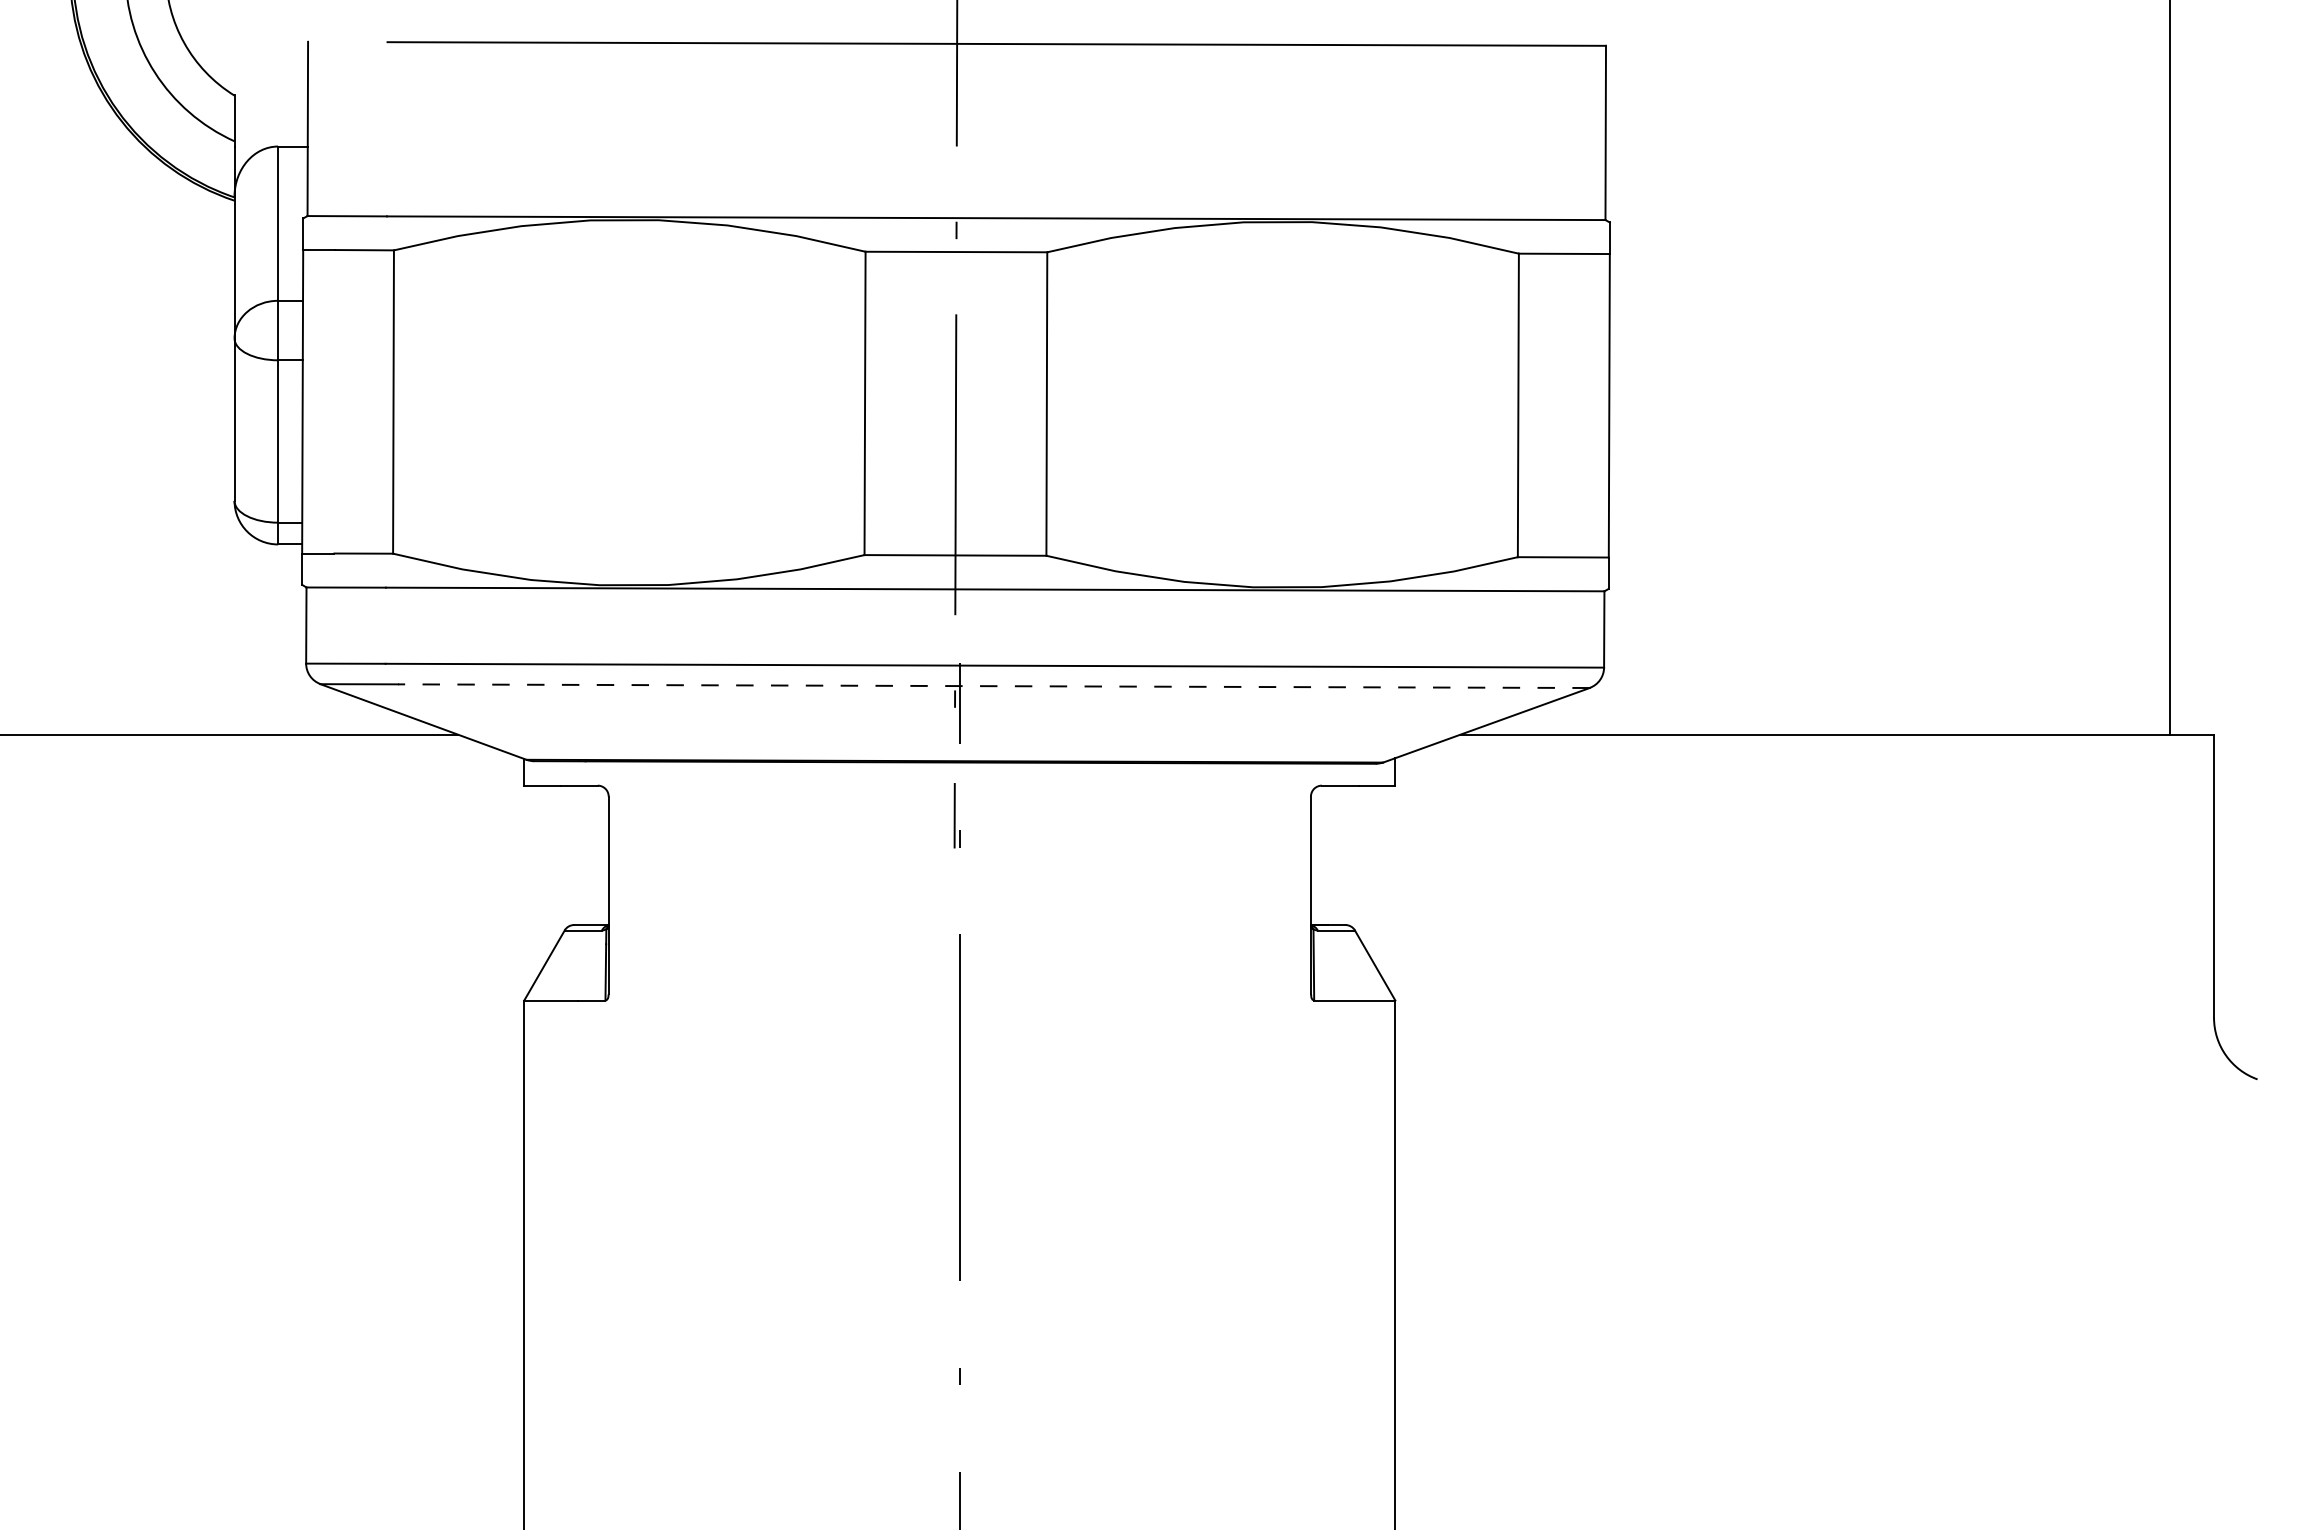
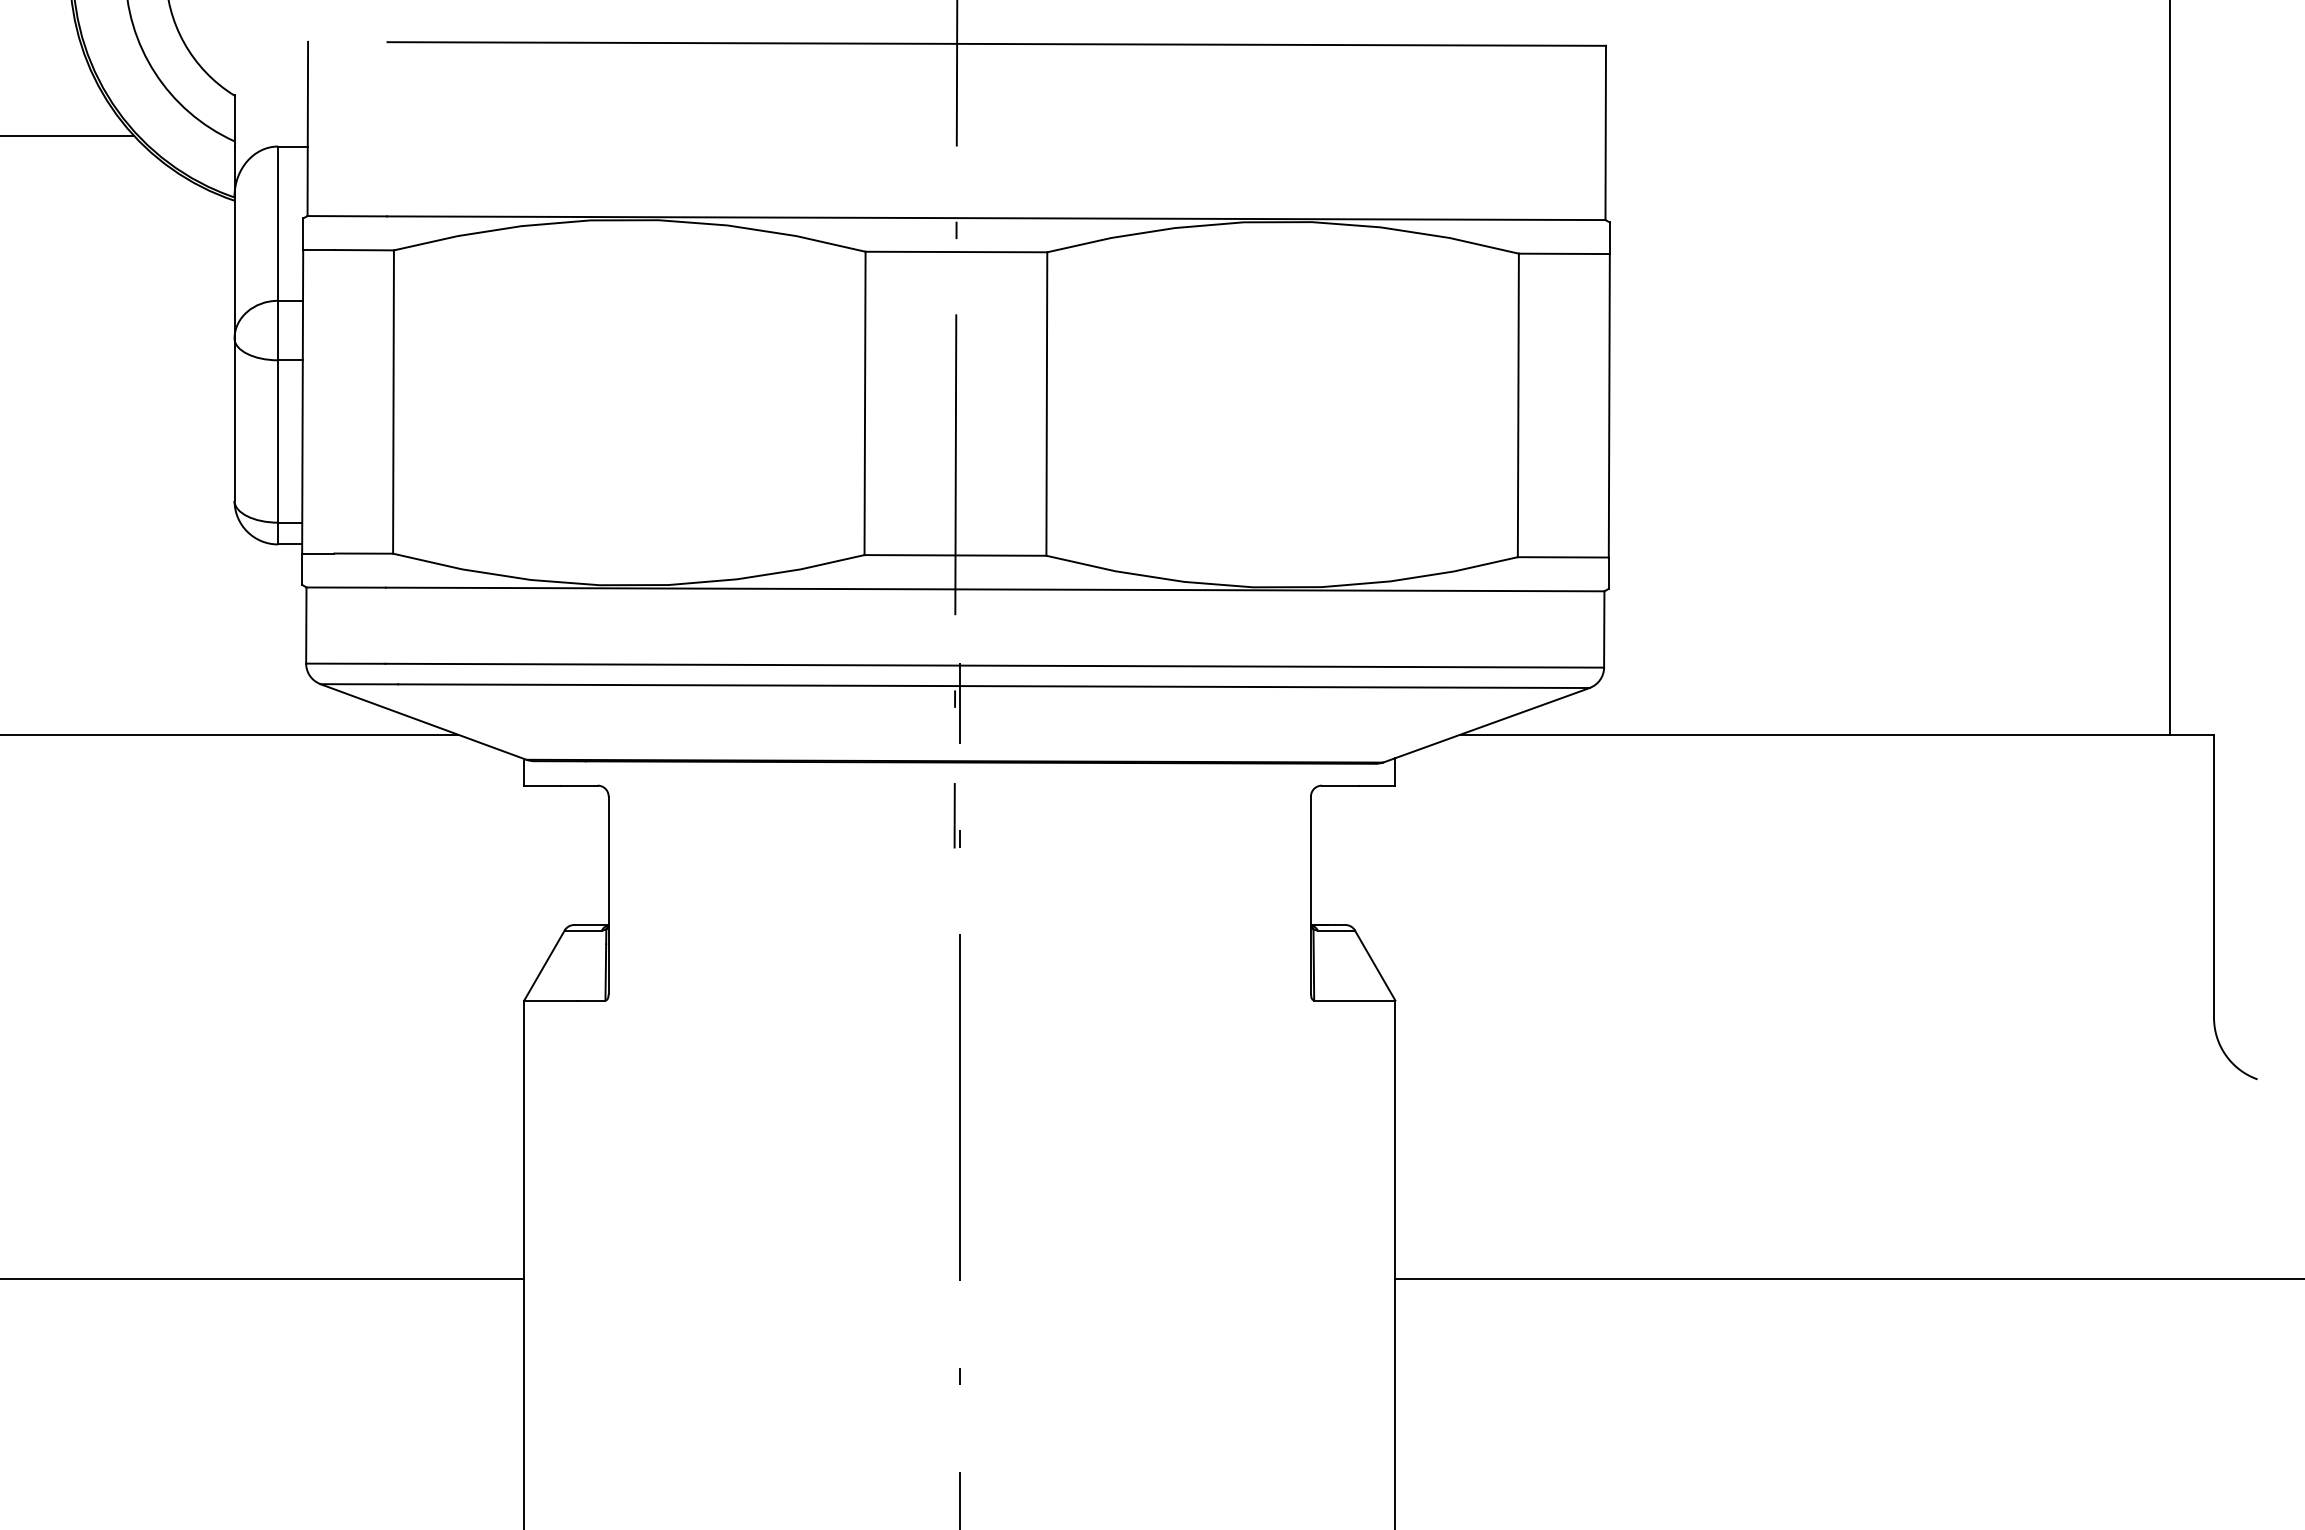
line: none -> present (68, 135)
line: dashed -> solid (993, 686)
line: none -> present (263, 1279)
line: none -> present (1848, 1279)
